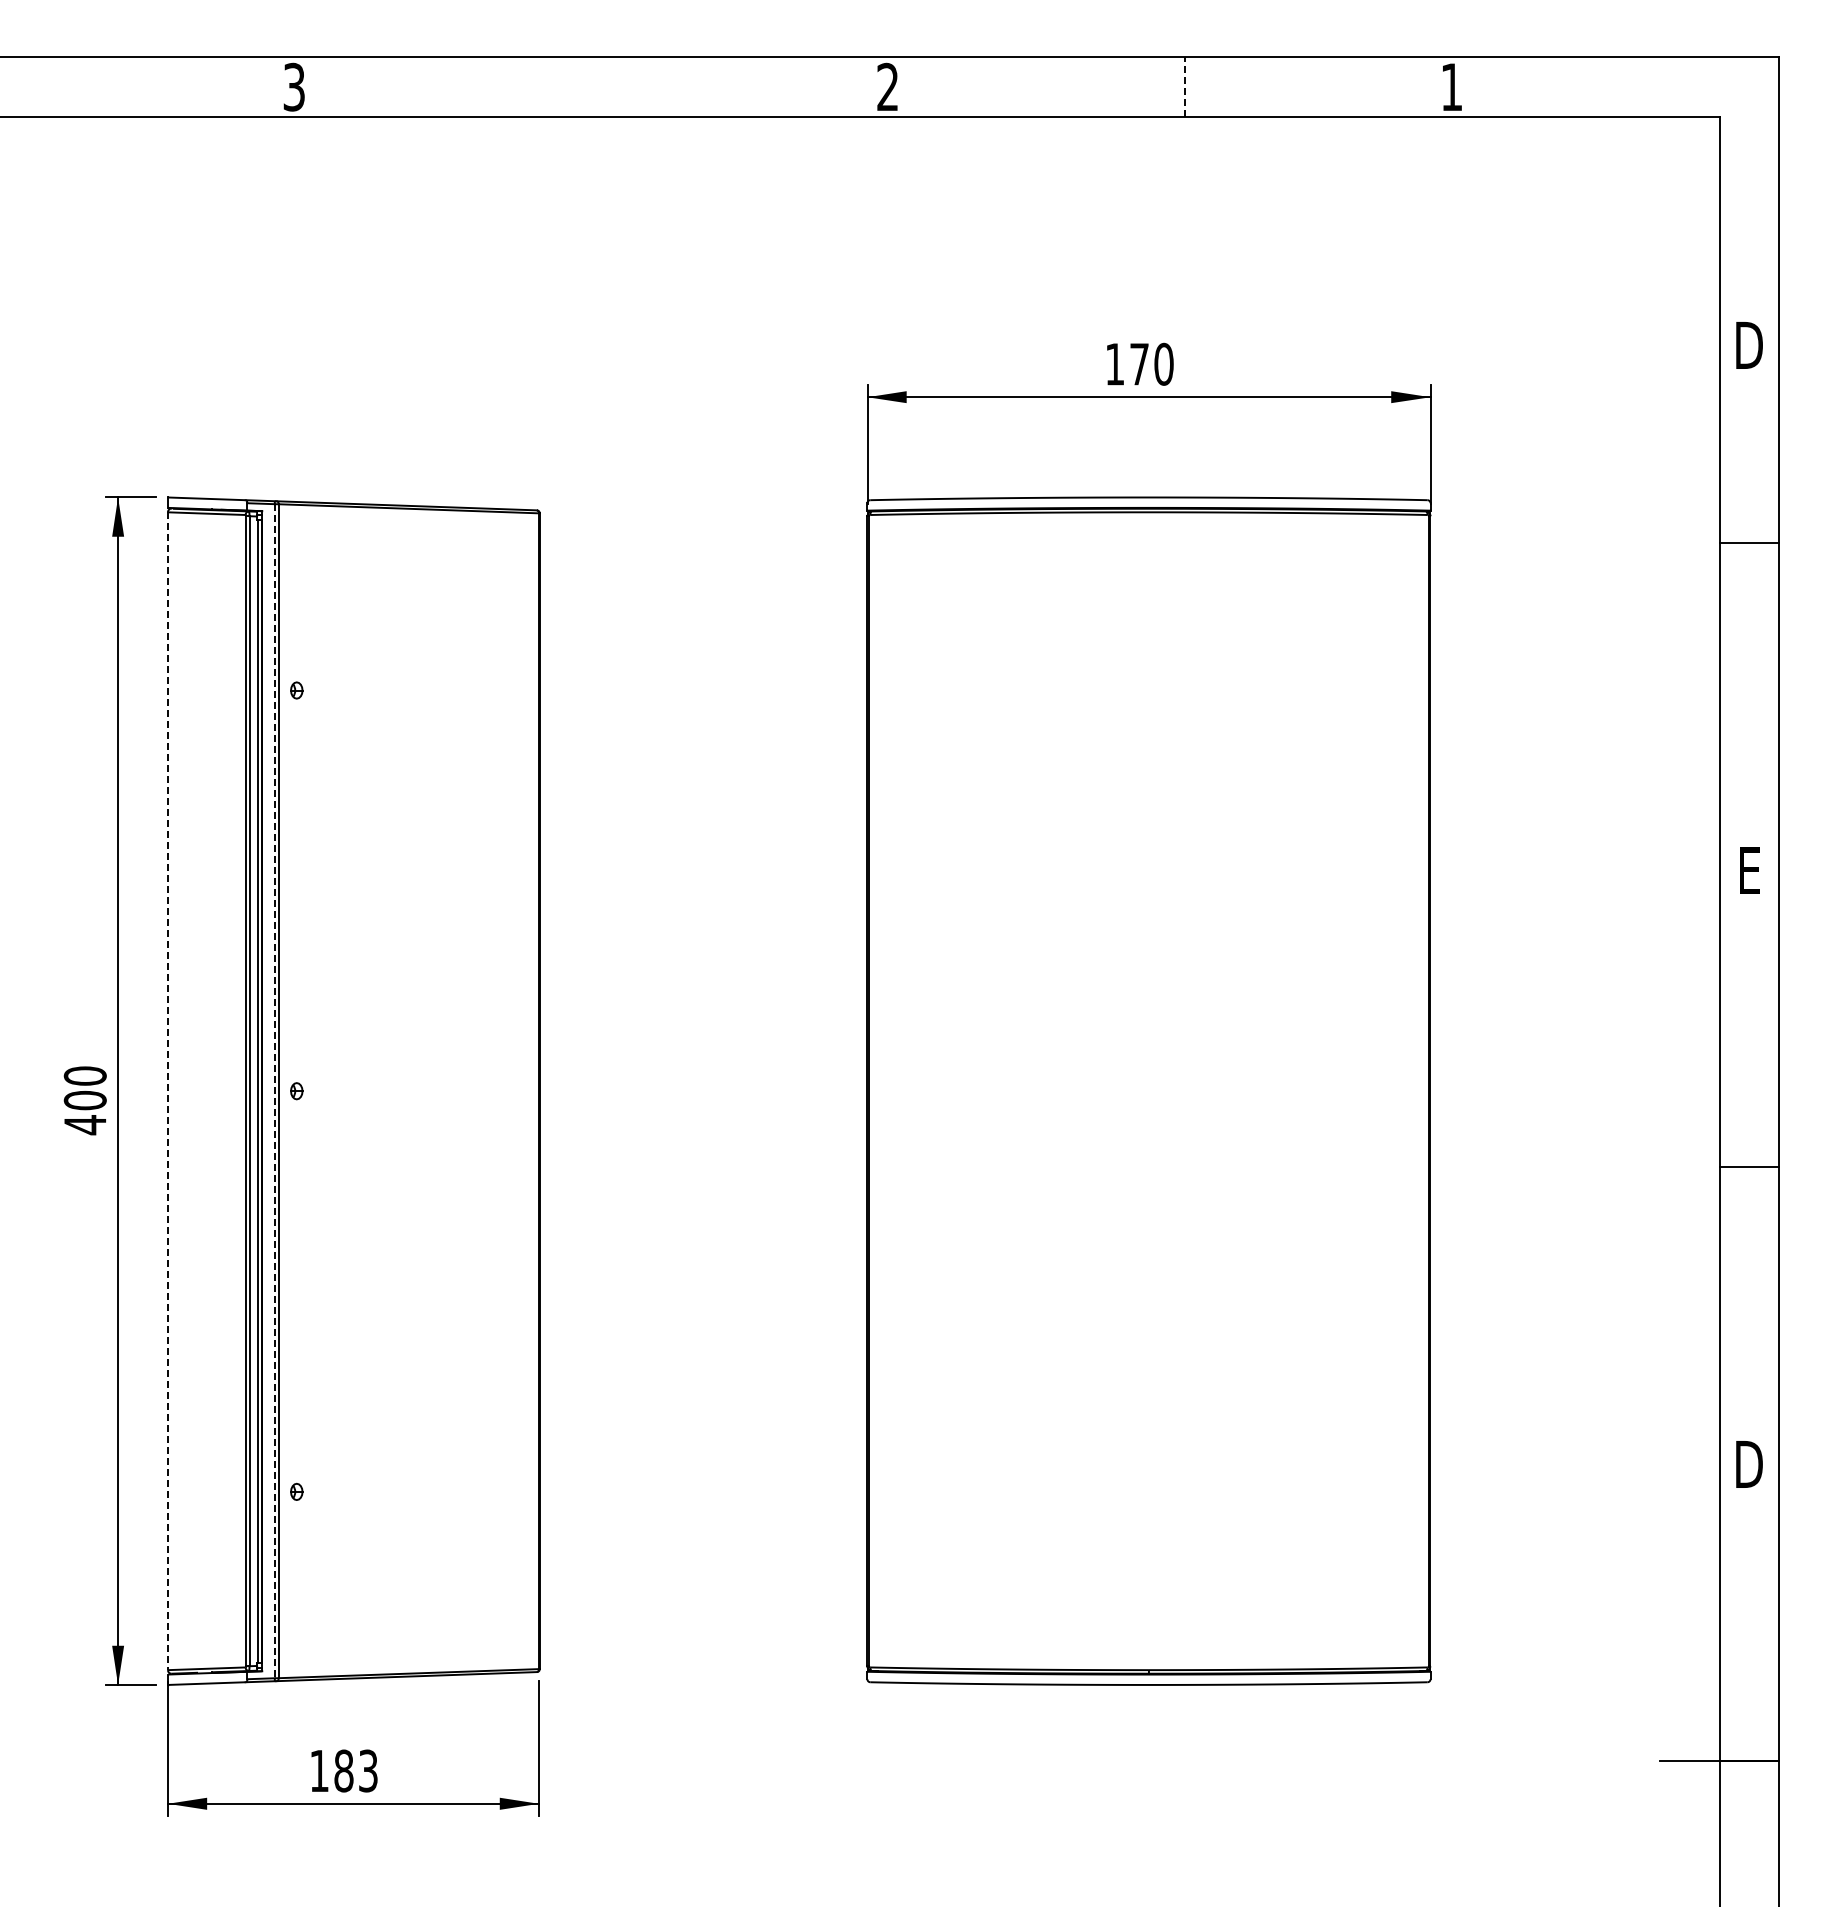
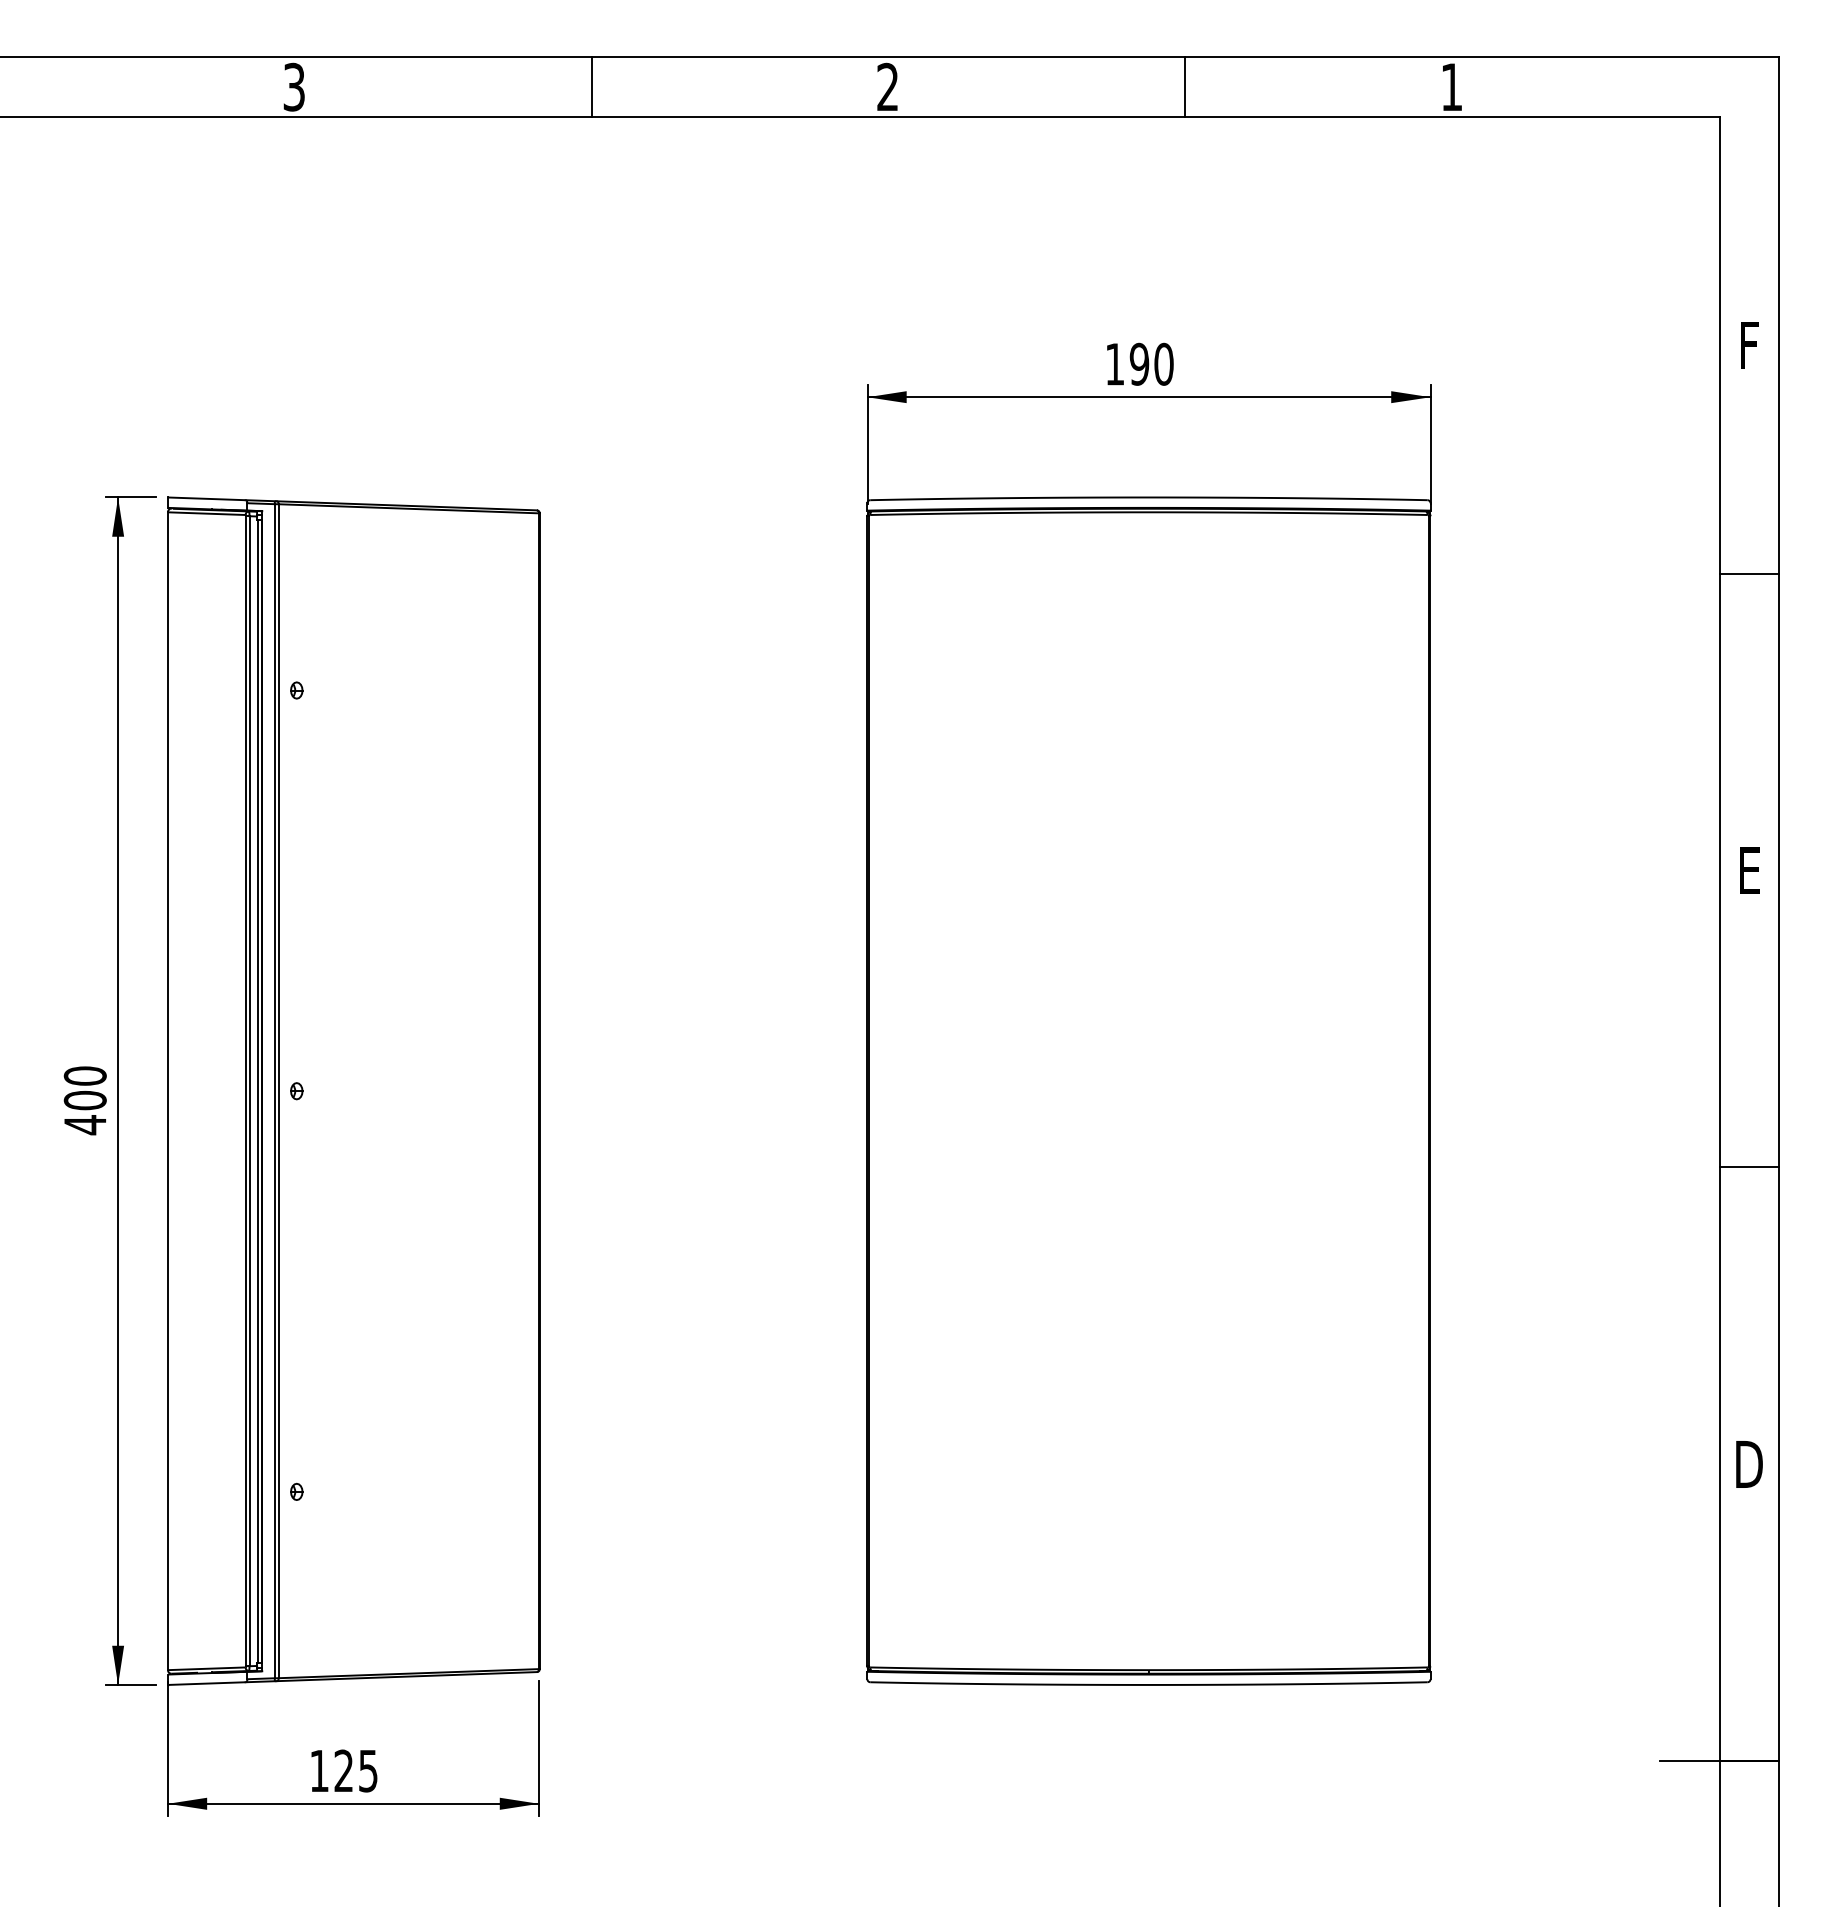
line: none -> present (591, 86)
line: dashed -> solid (1185, 86)
text: D -> F (1749, 345)
text: 170 -> 190 (1139, 363)
line position: (1748, 542) -> (1748, 573) (1748, 573)
line: dashed -> solid (167, 1091)
line: dashed -> solid (274, 1091)
text: 183 -> 125 (355, 1770)
